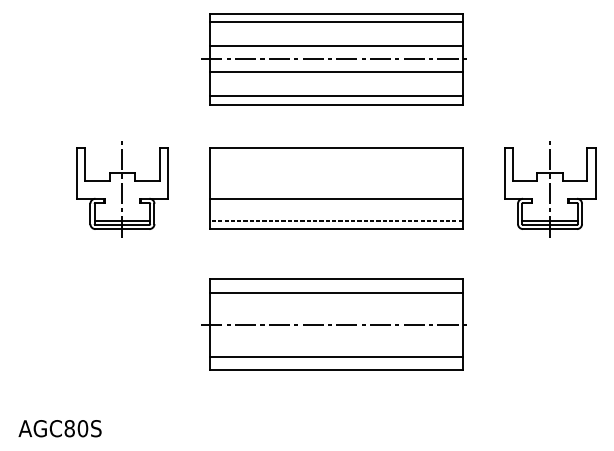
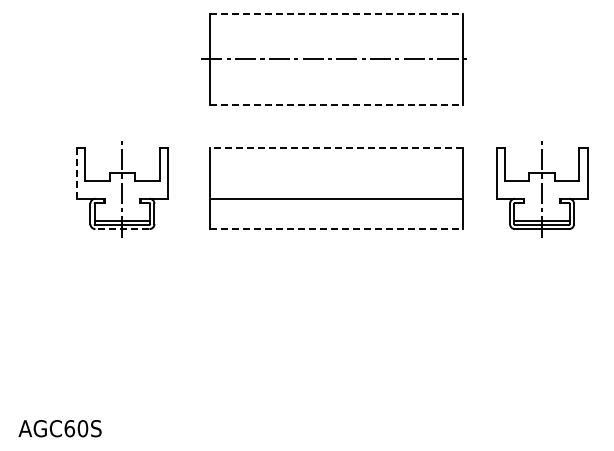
line: solid -> dashed (336, 13)
line: present -> none (335, 22)
line: present -> none (335, 46)
line: present -> none (335, 72)
line: present -> none (335, 96)
line: solid -> dashed (336, 104)
line: solid -> dashed (335, 148)
line: solid -> dashed (76, 173)
part position: (550, 189) -> (542, 189) (542, 189)
line: present -> none (335, 220)
line: solid -> dashed (122, 229)
line: solid -> dashed (336, 229)
part: present -> none (333, 324)
text: AGC80S -> AGC60S (69, 428)
